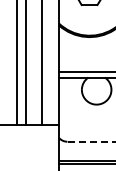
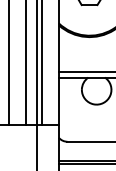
line position: (16, 63) -> (8, 63) (8, 63)
line: none -> present (36, 84)
line: dashed -> solid (91, 141)
